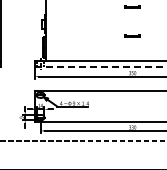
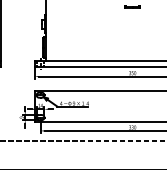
line: present -> none (132, 35)
line: dashed -> solid (100, 66)
